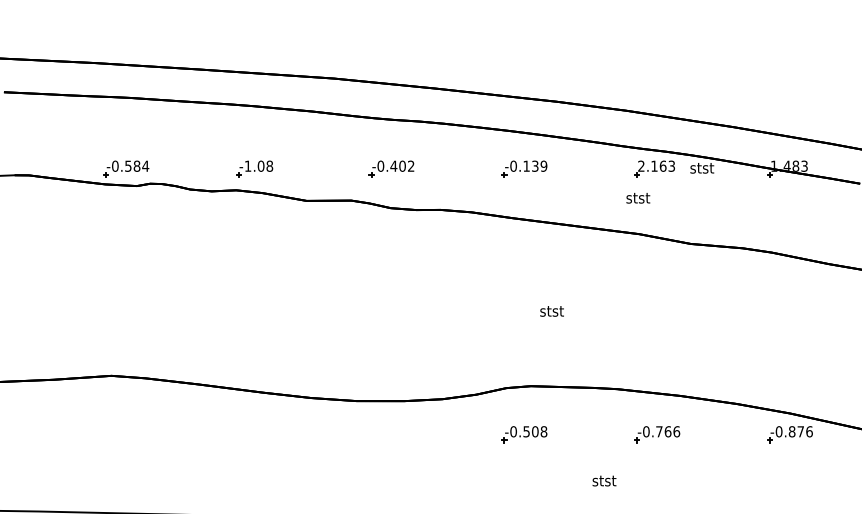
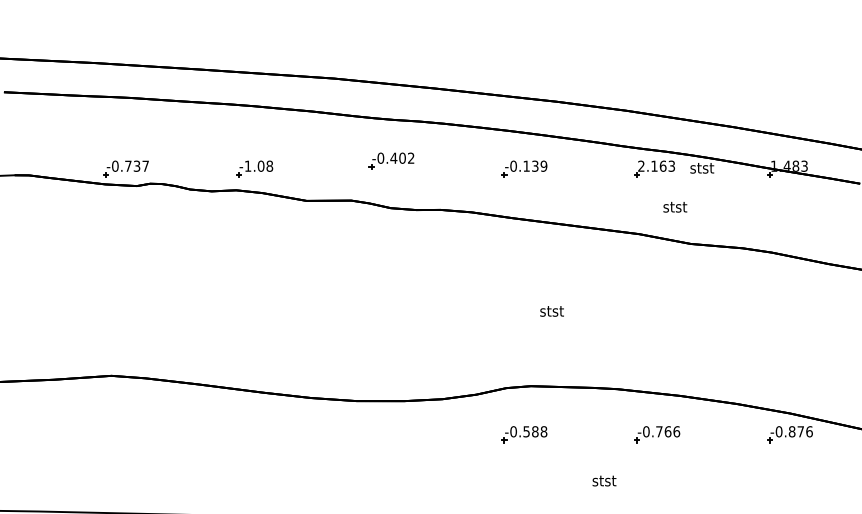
text: -0.584 -> -0.737 (137, 165)
part position: (391, 168) -> (391, 160) (391, 160)
text position: (638, 198) -> (675, 207) (675, 207)
text: -0.508 -> -0.588 (535, 431)
